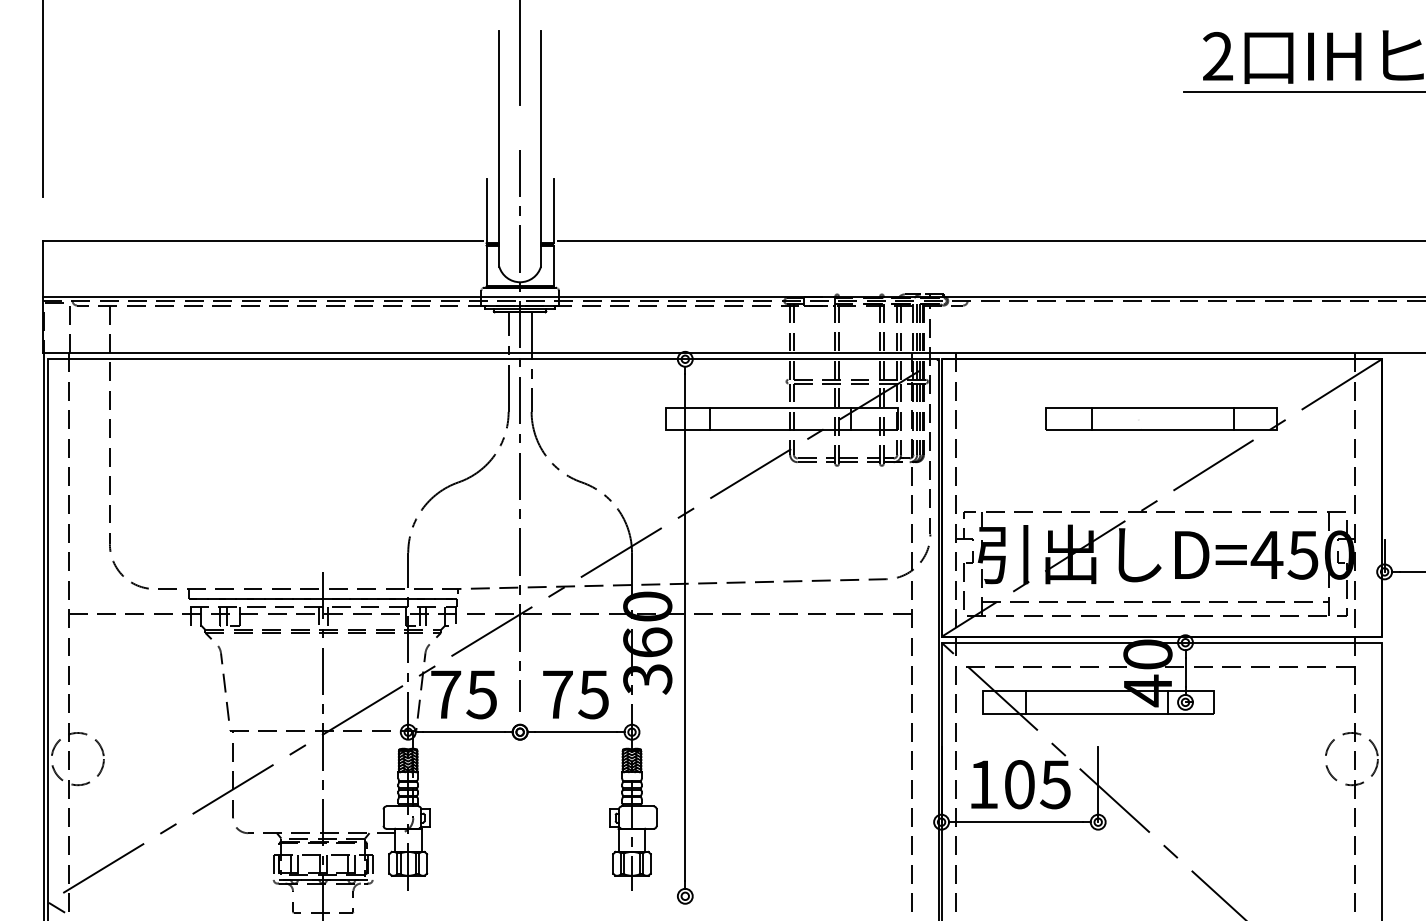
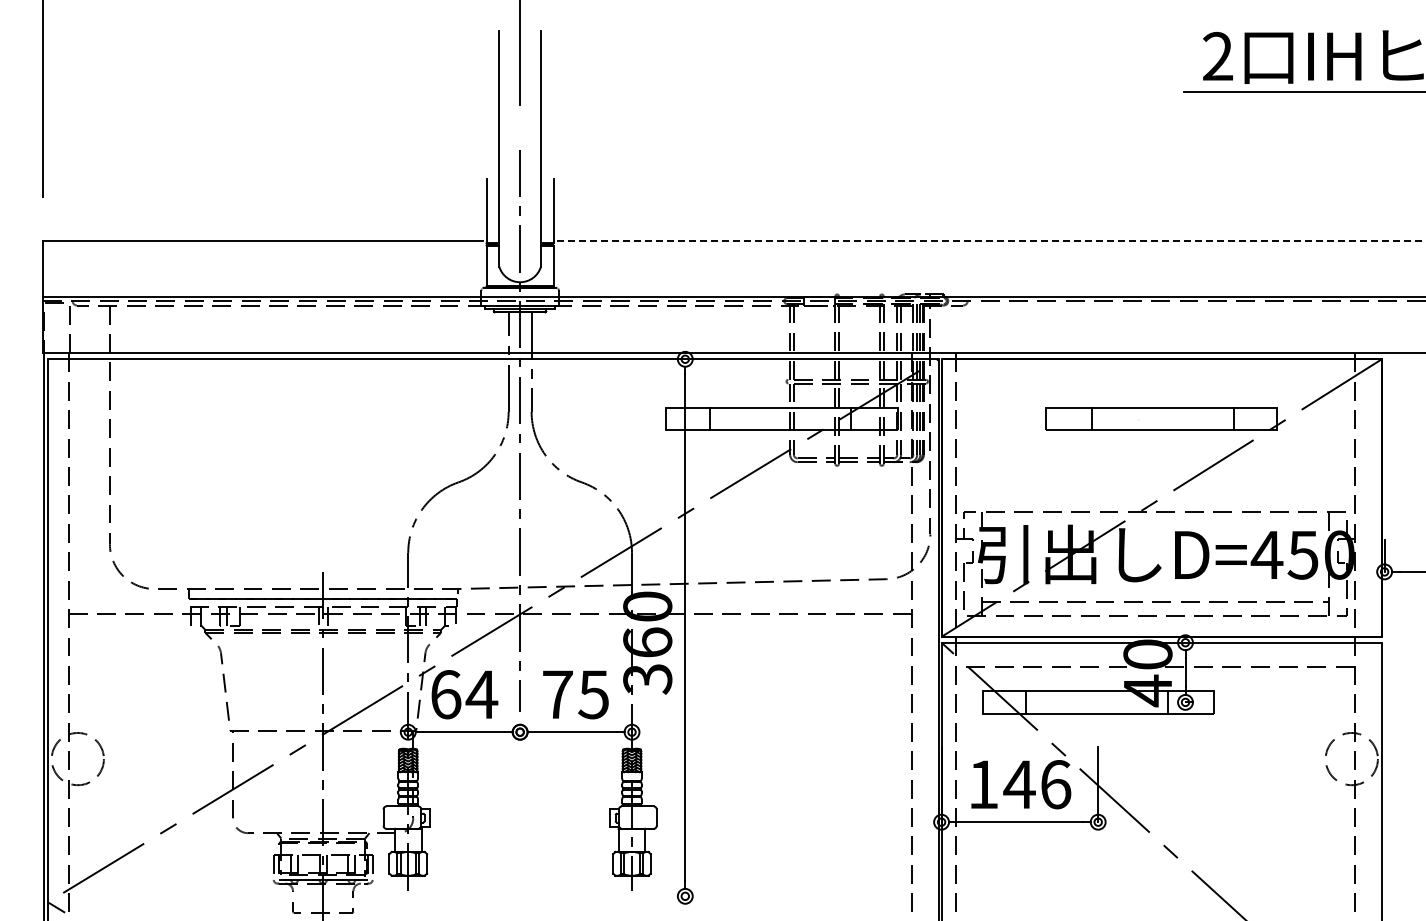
line: solid -> dashed (991, 241)
text: 75 -> 64 (464, 694)
text: 105 -> 146 (1037, 784)
